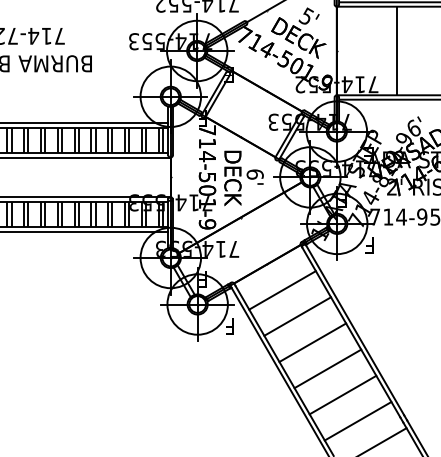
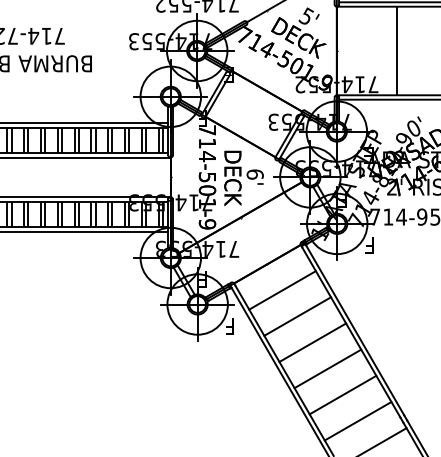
text: 6' -> 0' (413, 127)
